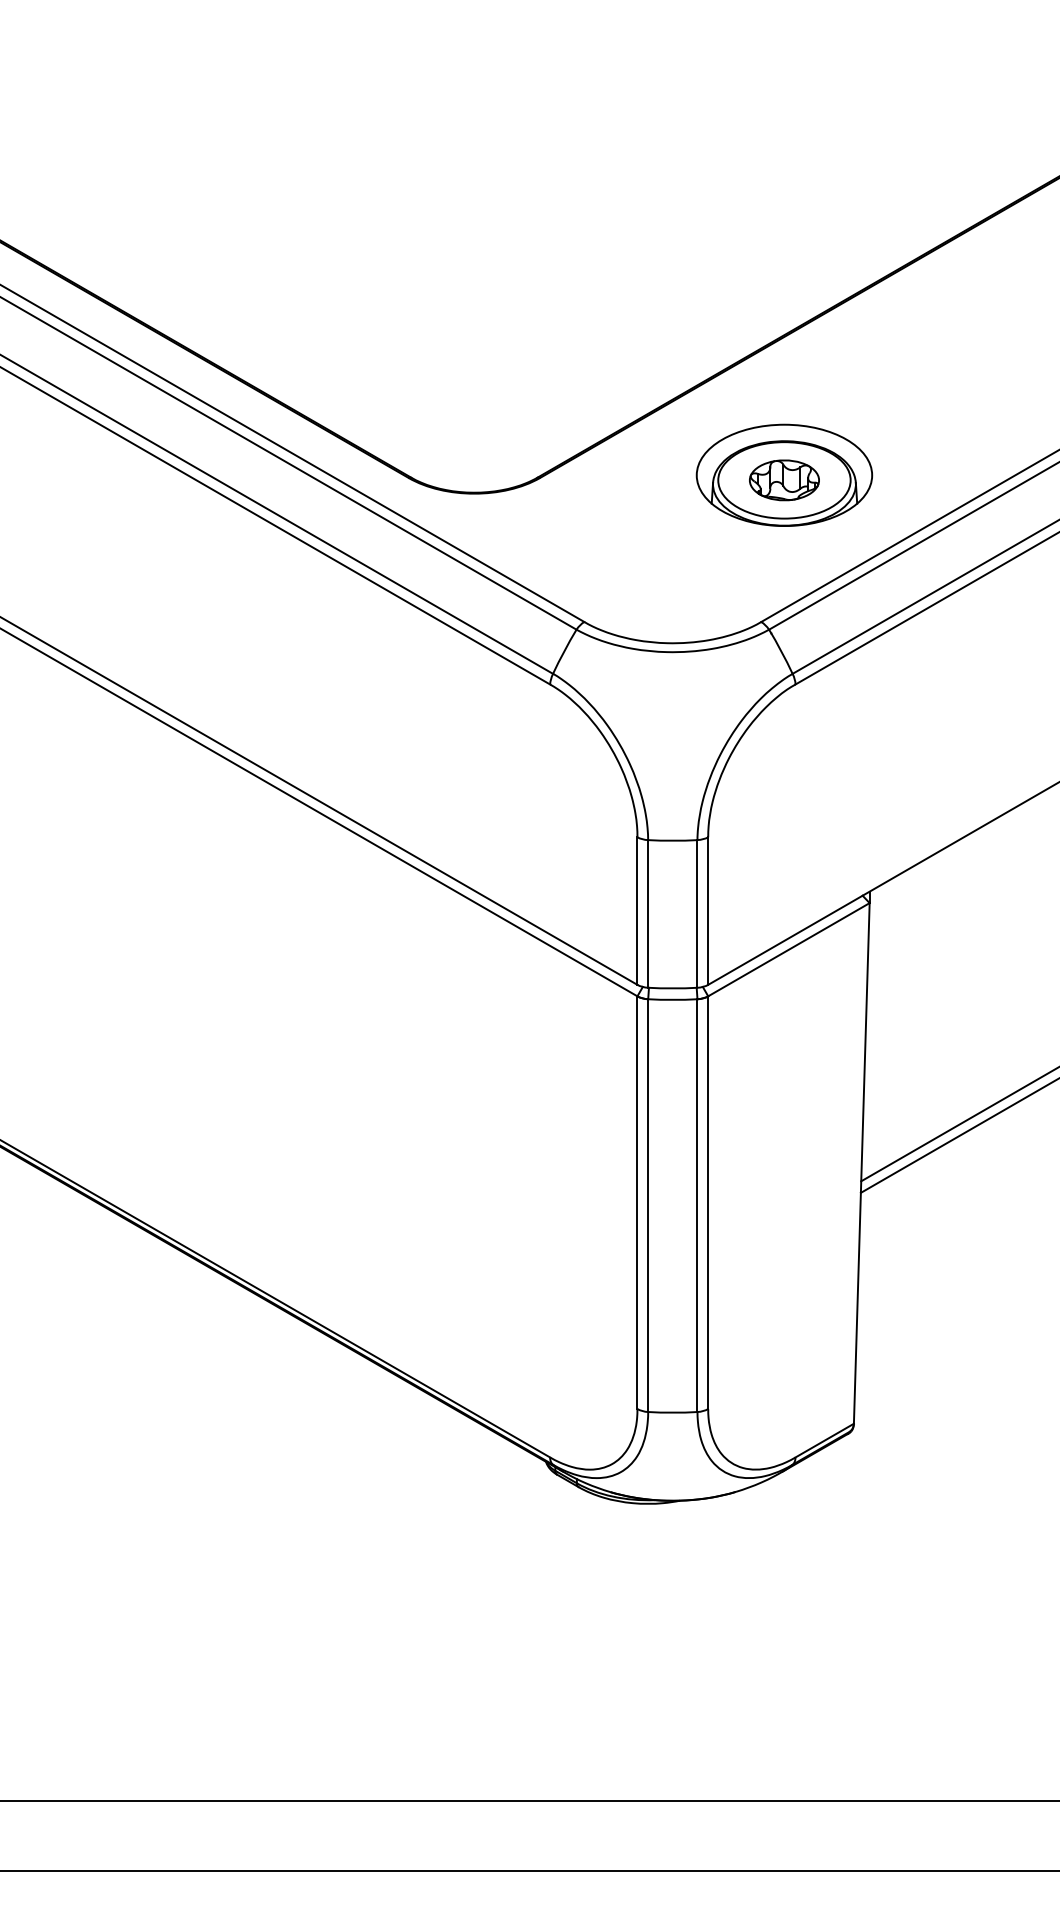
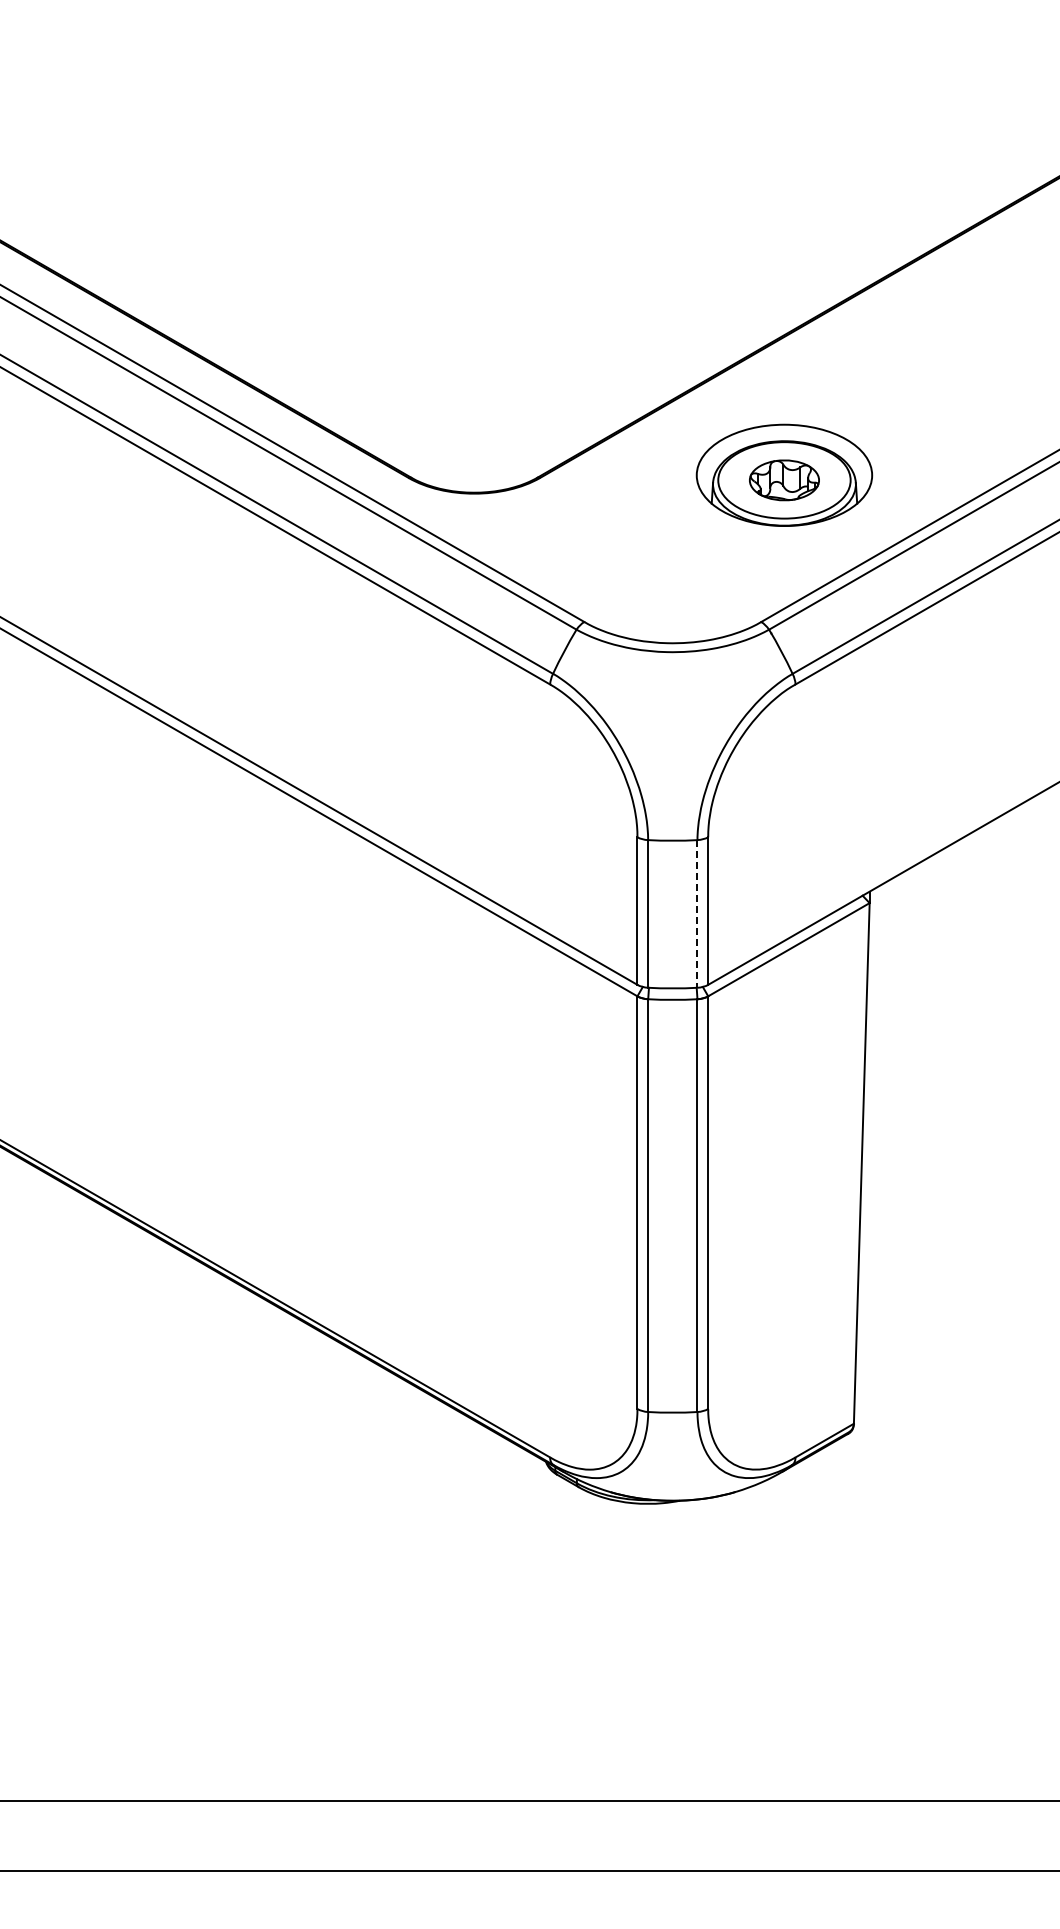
line: solid -> dashed (697, 913)
line: present -> none (958, 1124)
line: present -> none (958, 1135)
